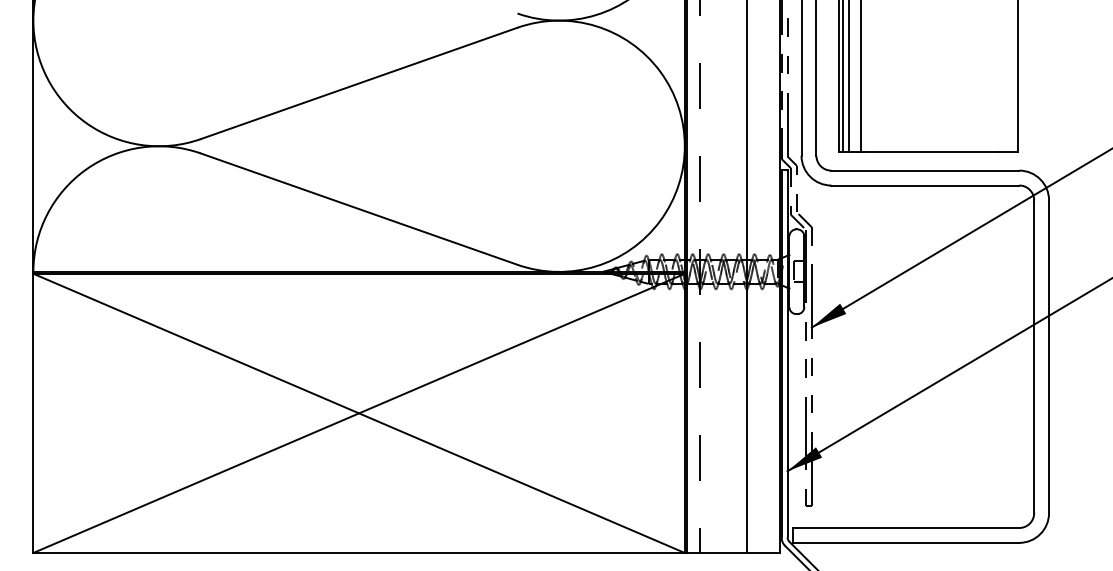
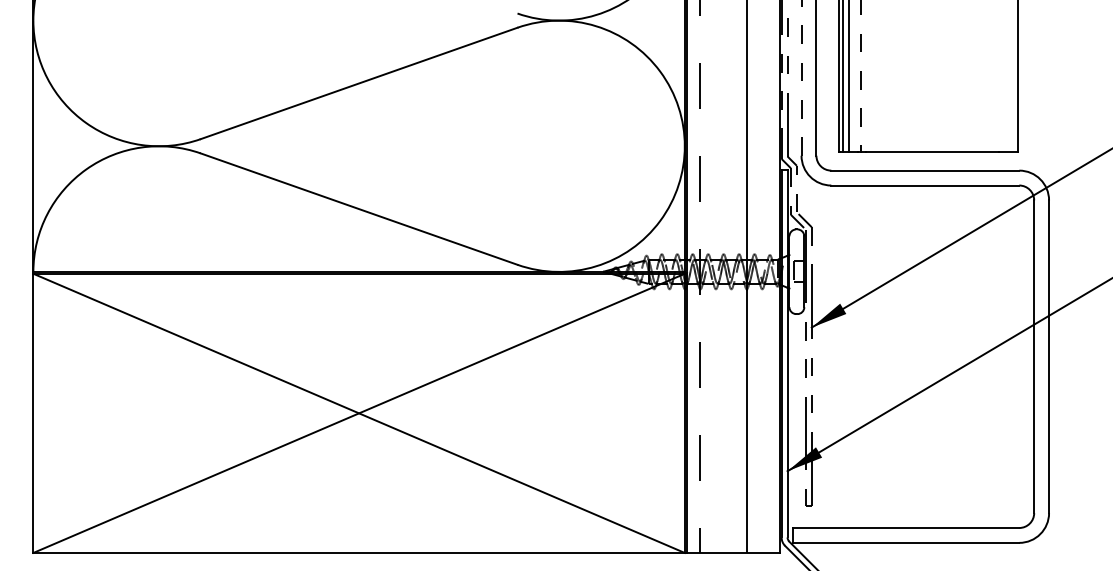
line: solid -> dashed (861, 76)
line: solid -> dashed (801, 77)
